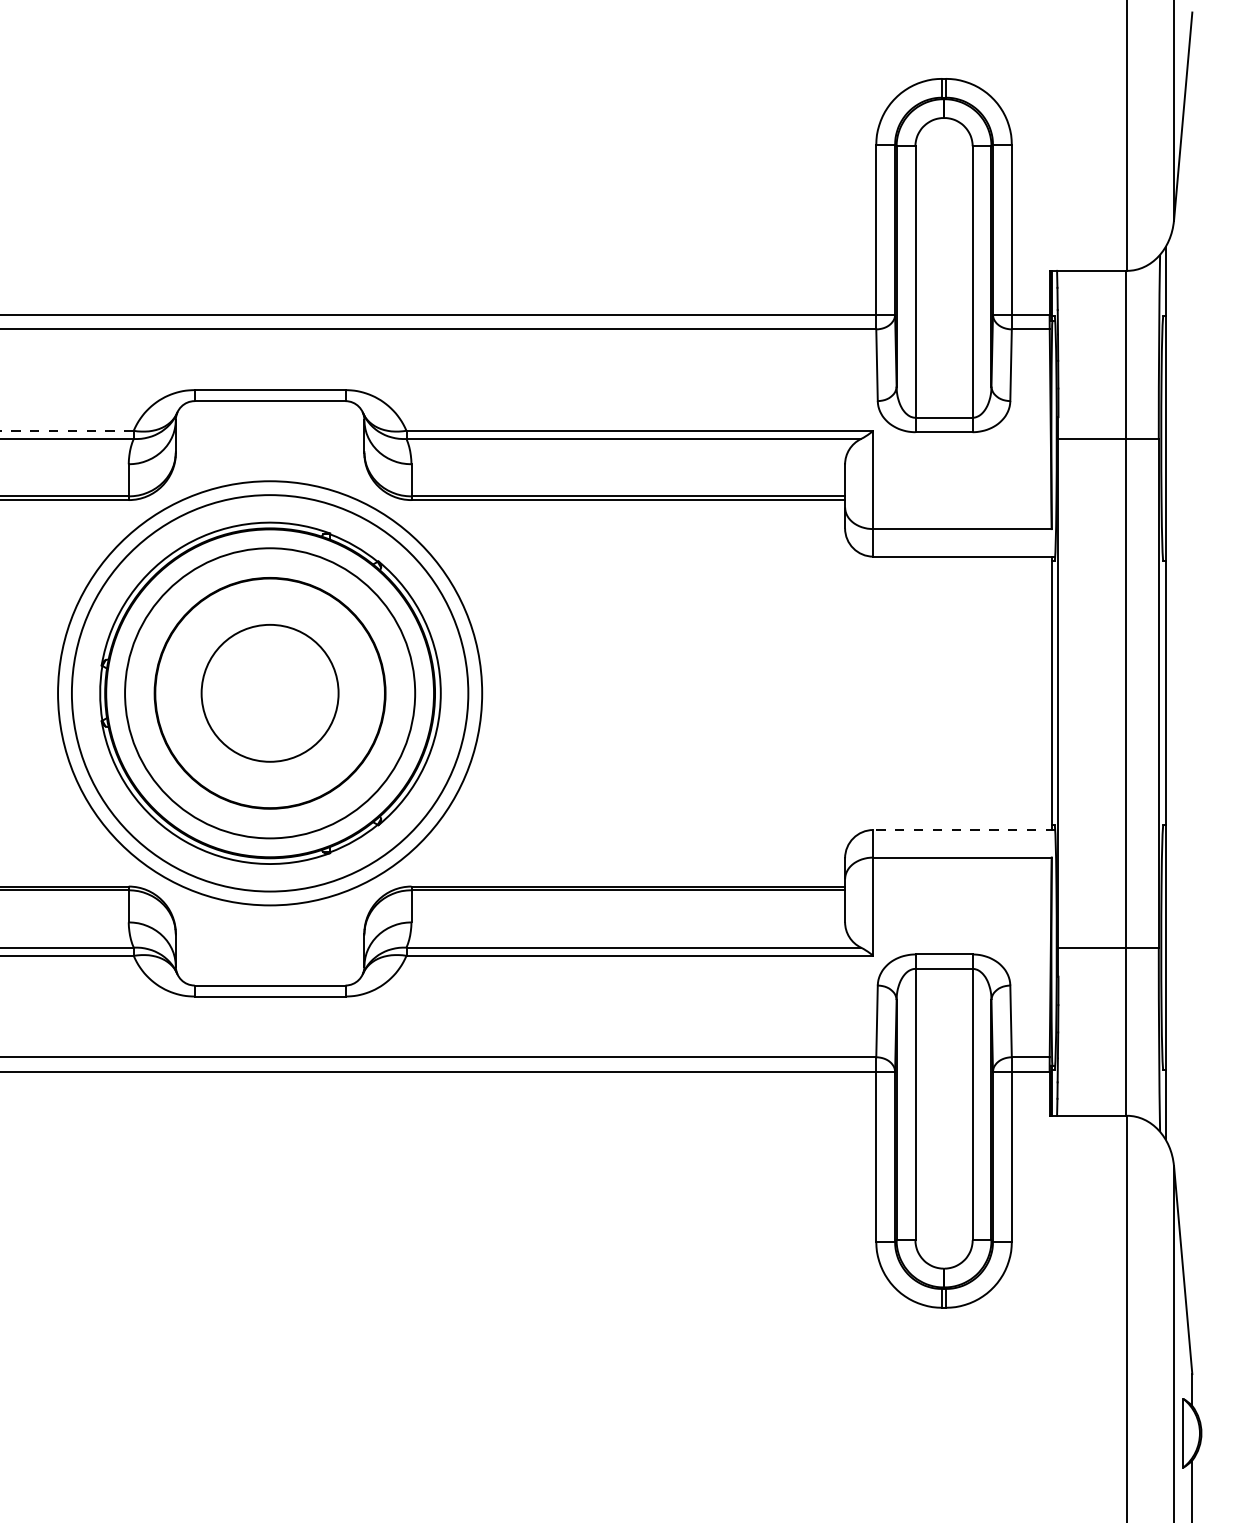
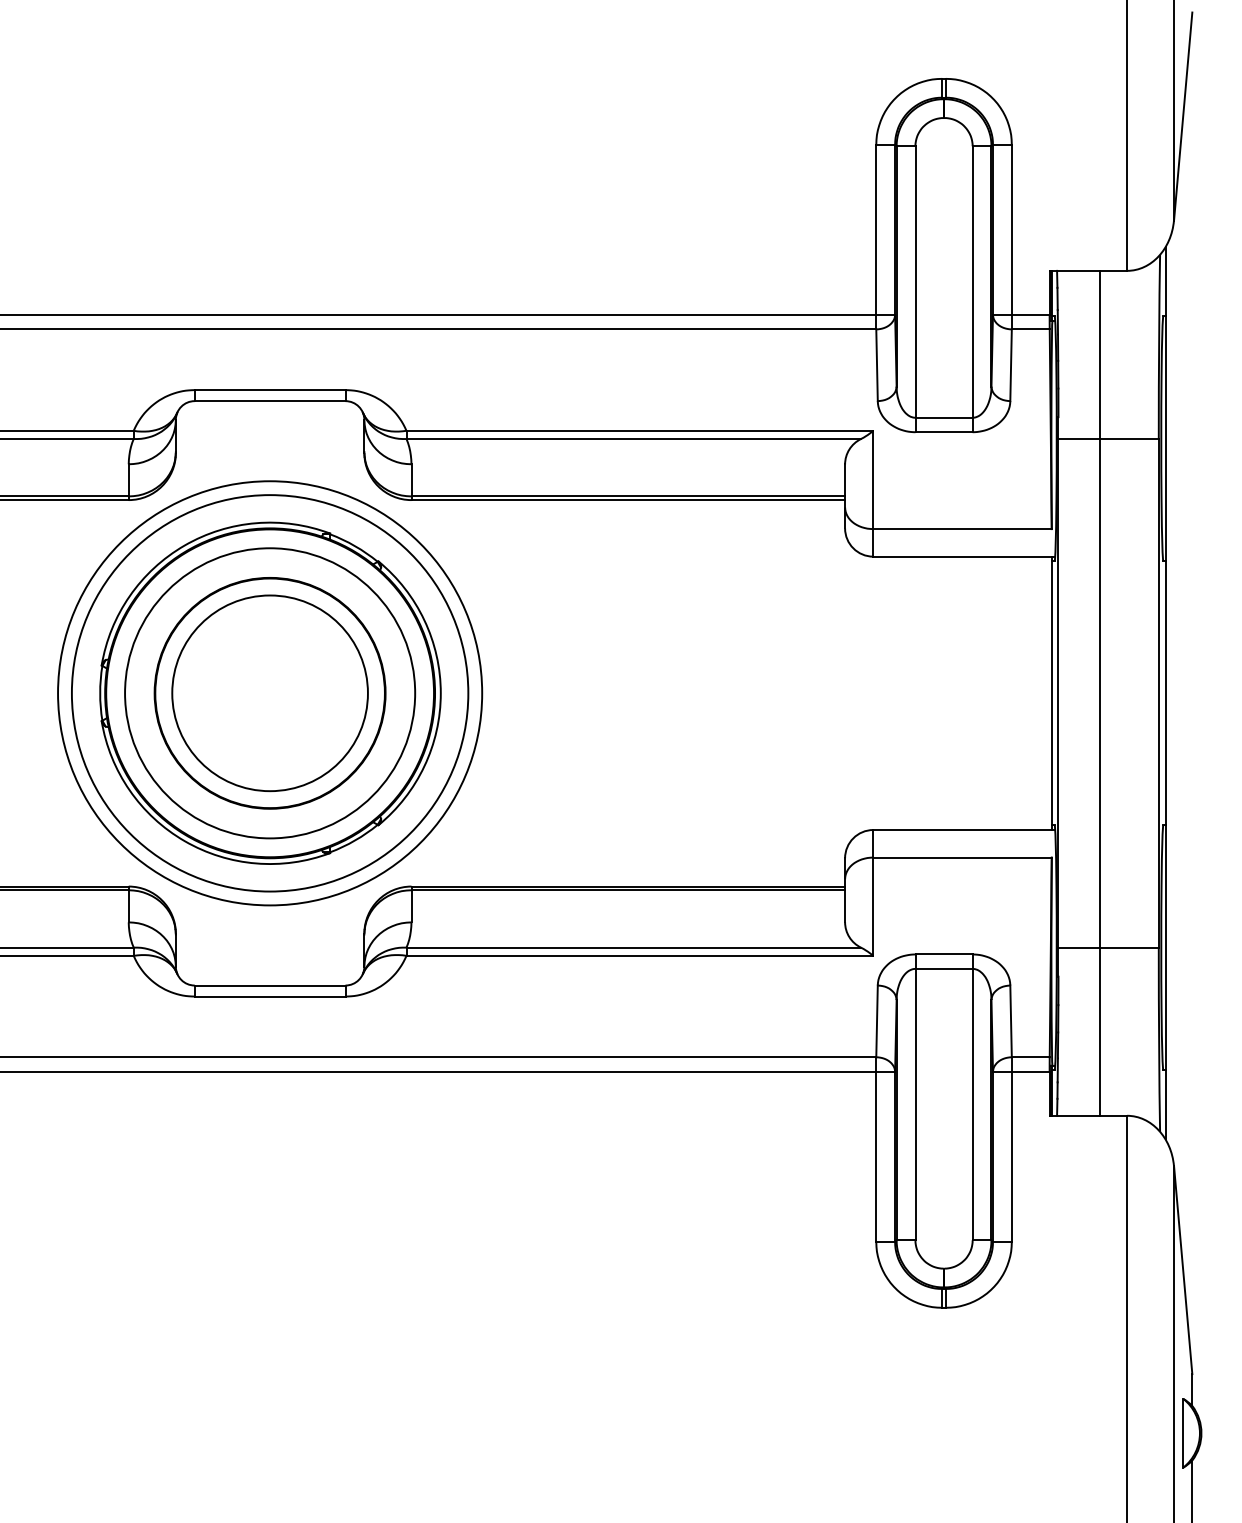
line: dashed -> solid (66, 430)
circle diameter: 137 px -> 196 px (269, 693)
line position: (1125, 692) -> (1099, 692) (1099, 692)
line: dashed -> solid (964, 830)
